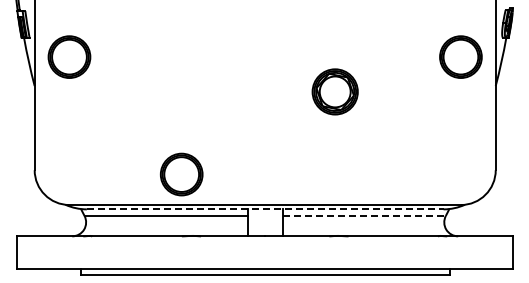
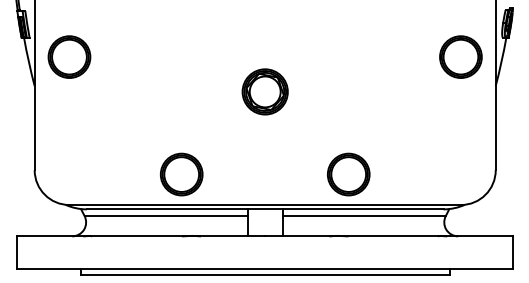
part position: (334, 91) -> (264, 91) (264, 91)
part: none -> present (348, 174)
line: dashed -> solid (265, 209)
line: dashed -> solid (364, 216)
